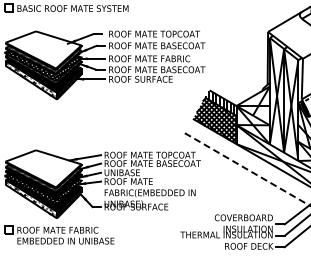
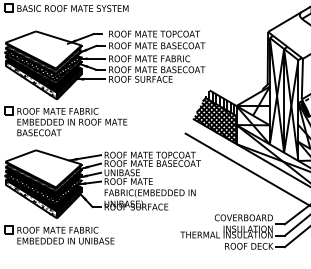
part: none -> present (65, 121)
line: dashed -> solid (247, 169)
